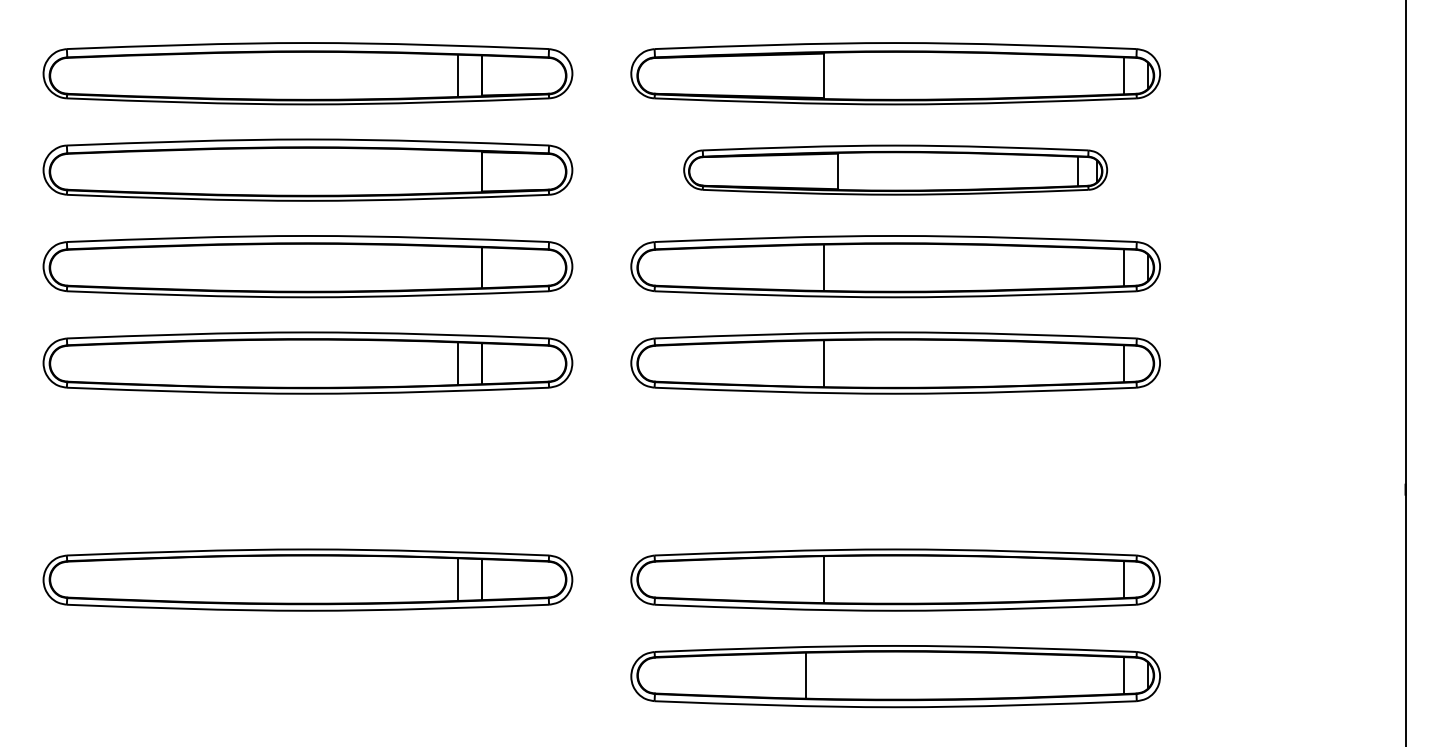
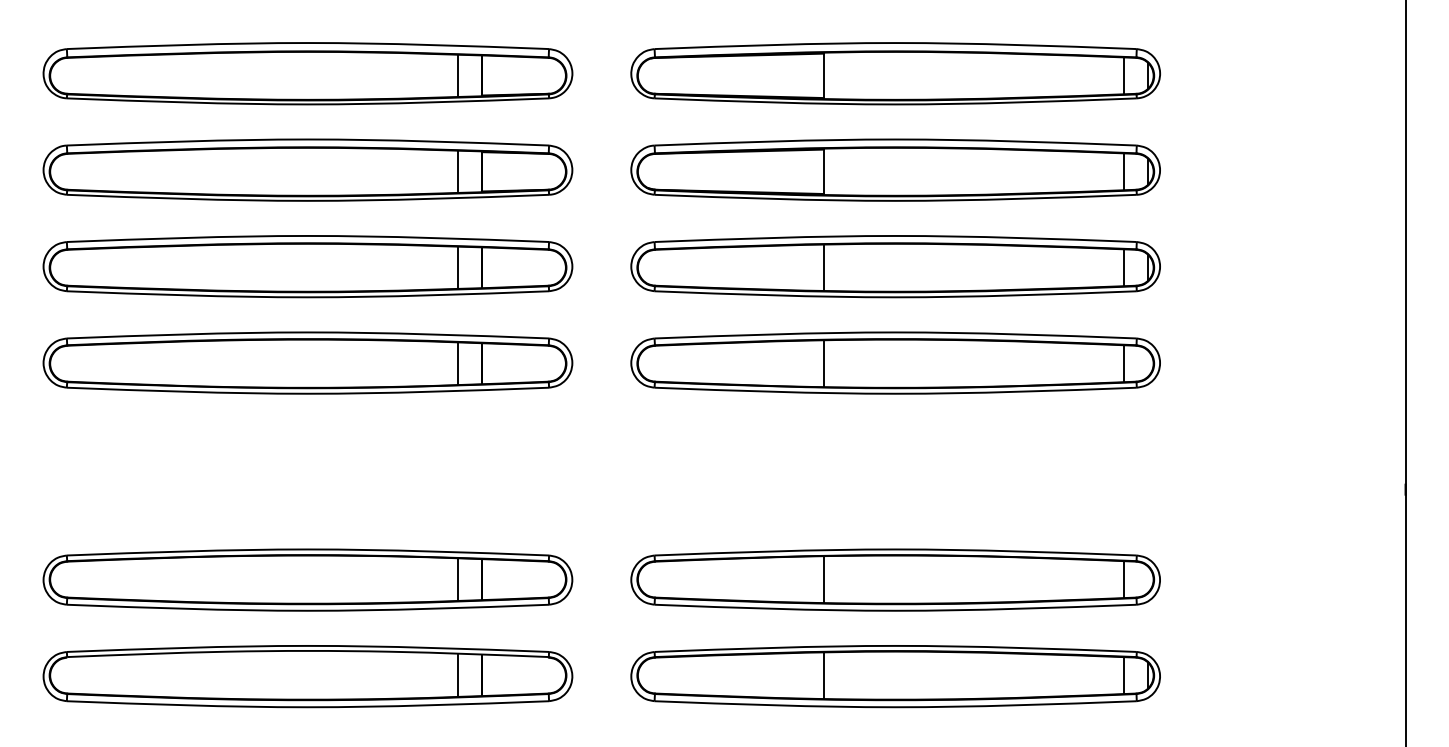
part size: 426x52 px -> 531x64 px (895, 169)
line: none -> present (457, 171)
line: none -> present (457, 267)
line position: (805, 675) -> (823, 675) (823, 675)
part: none -> present (307, 676)
